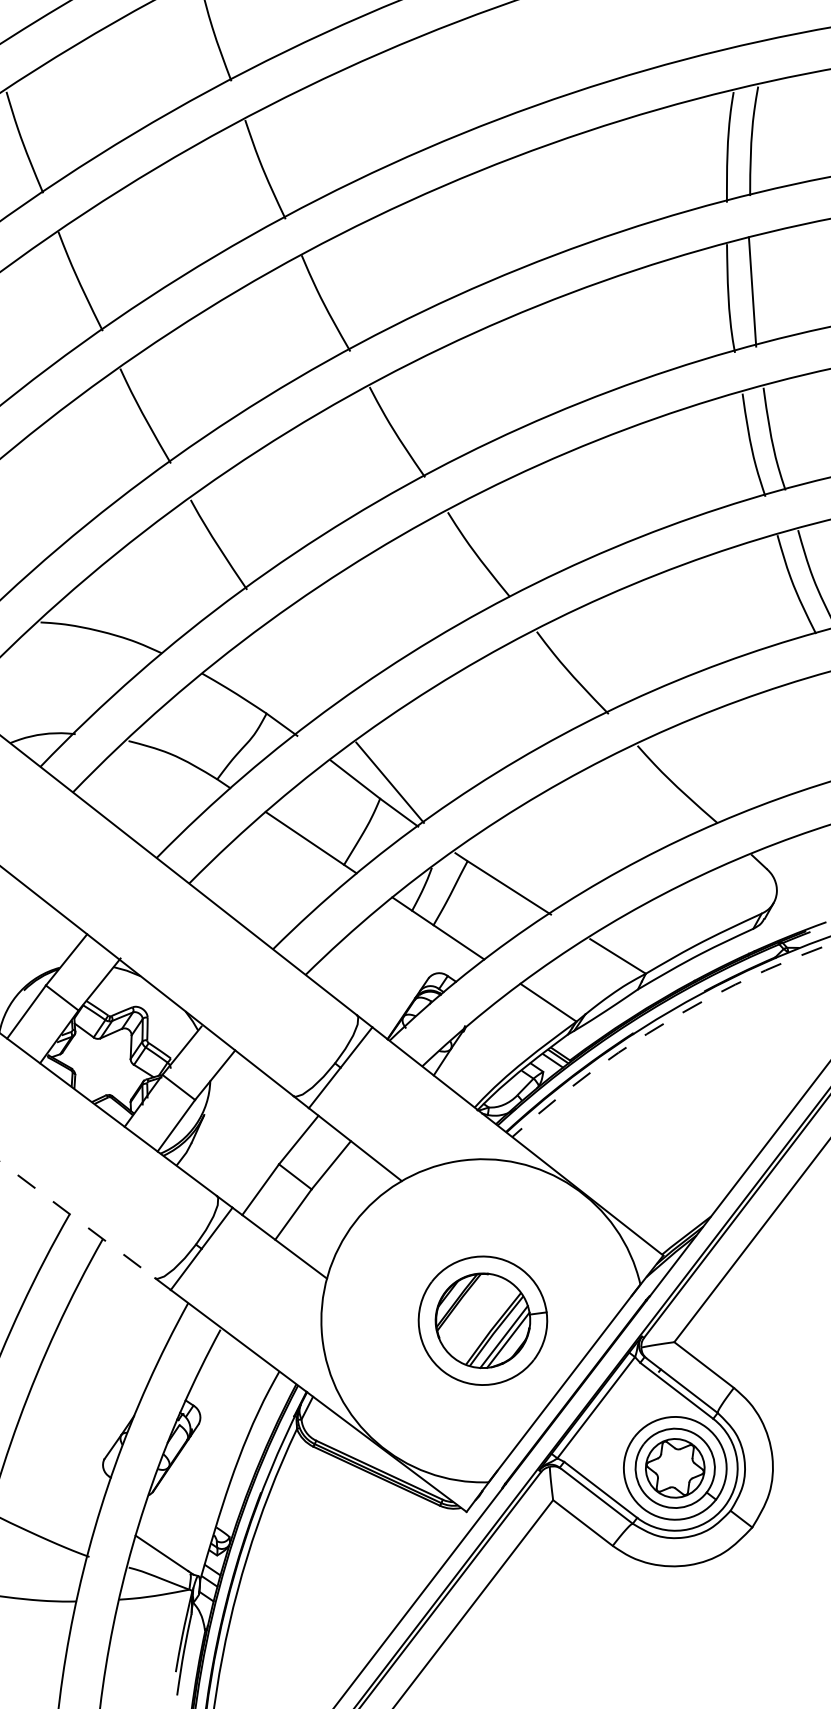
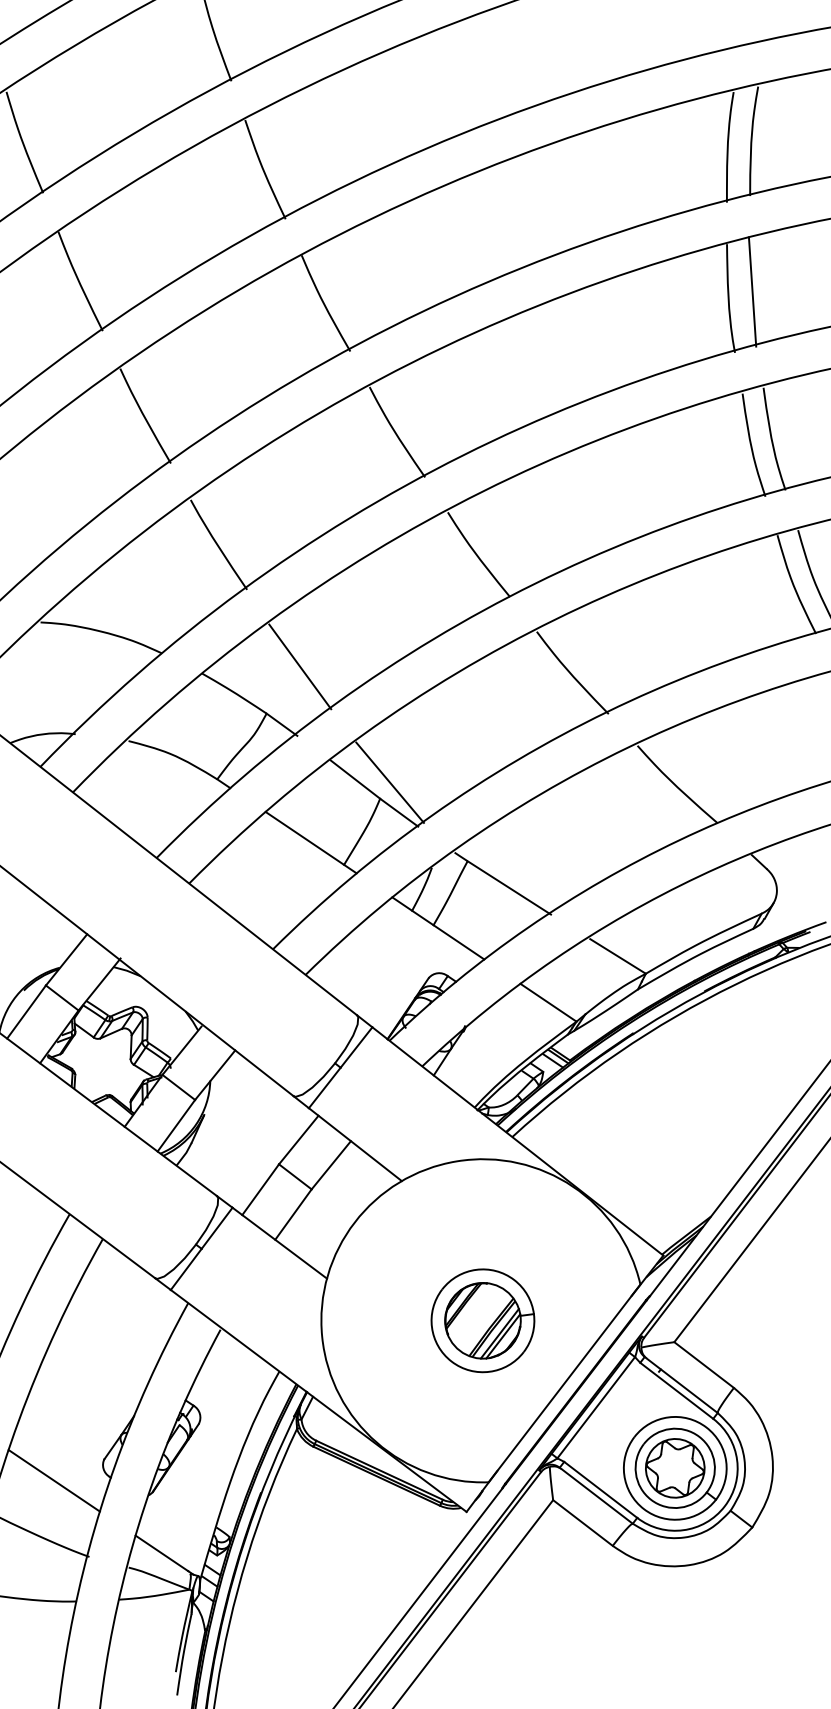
line: none -> present (300, 666)
arc: dashed -> solid (662, 1024)
line: dashed -> solid (77, 1220)
part size: 132x131 px -> 106x106 px (482, 1320)
line: none -> present (53, 1480)
